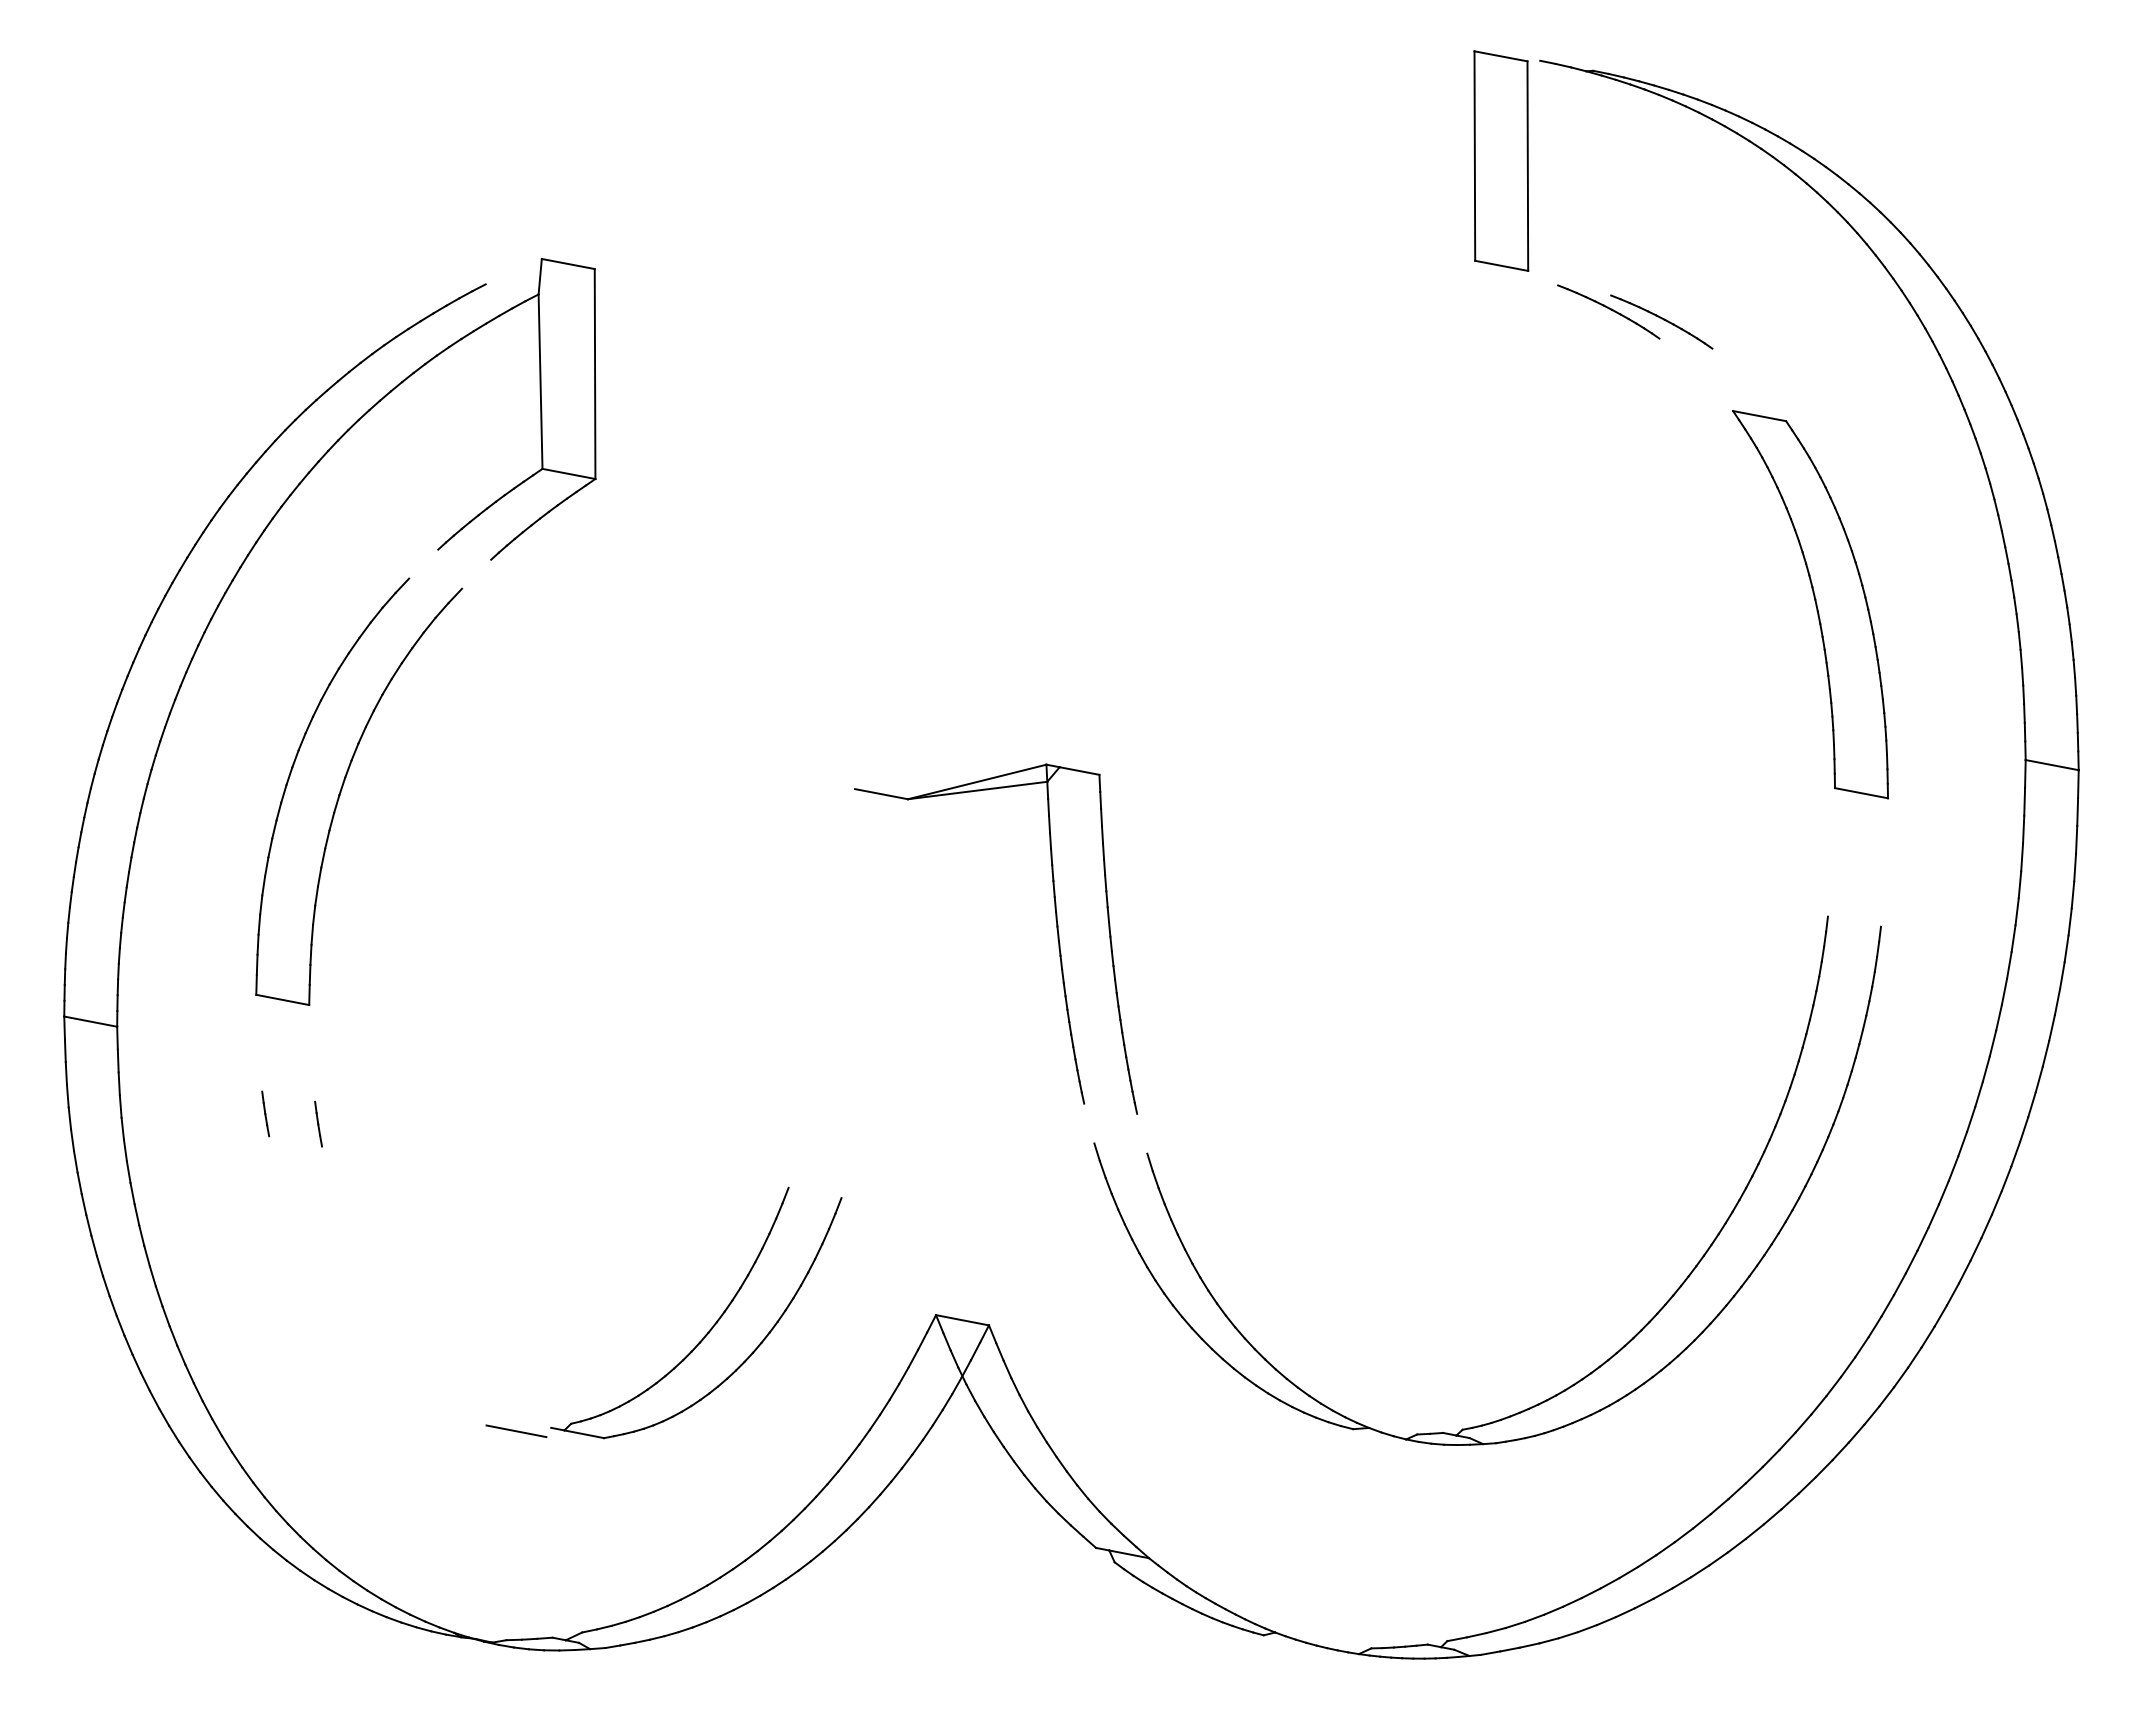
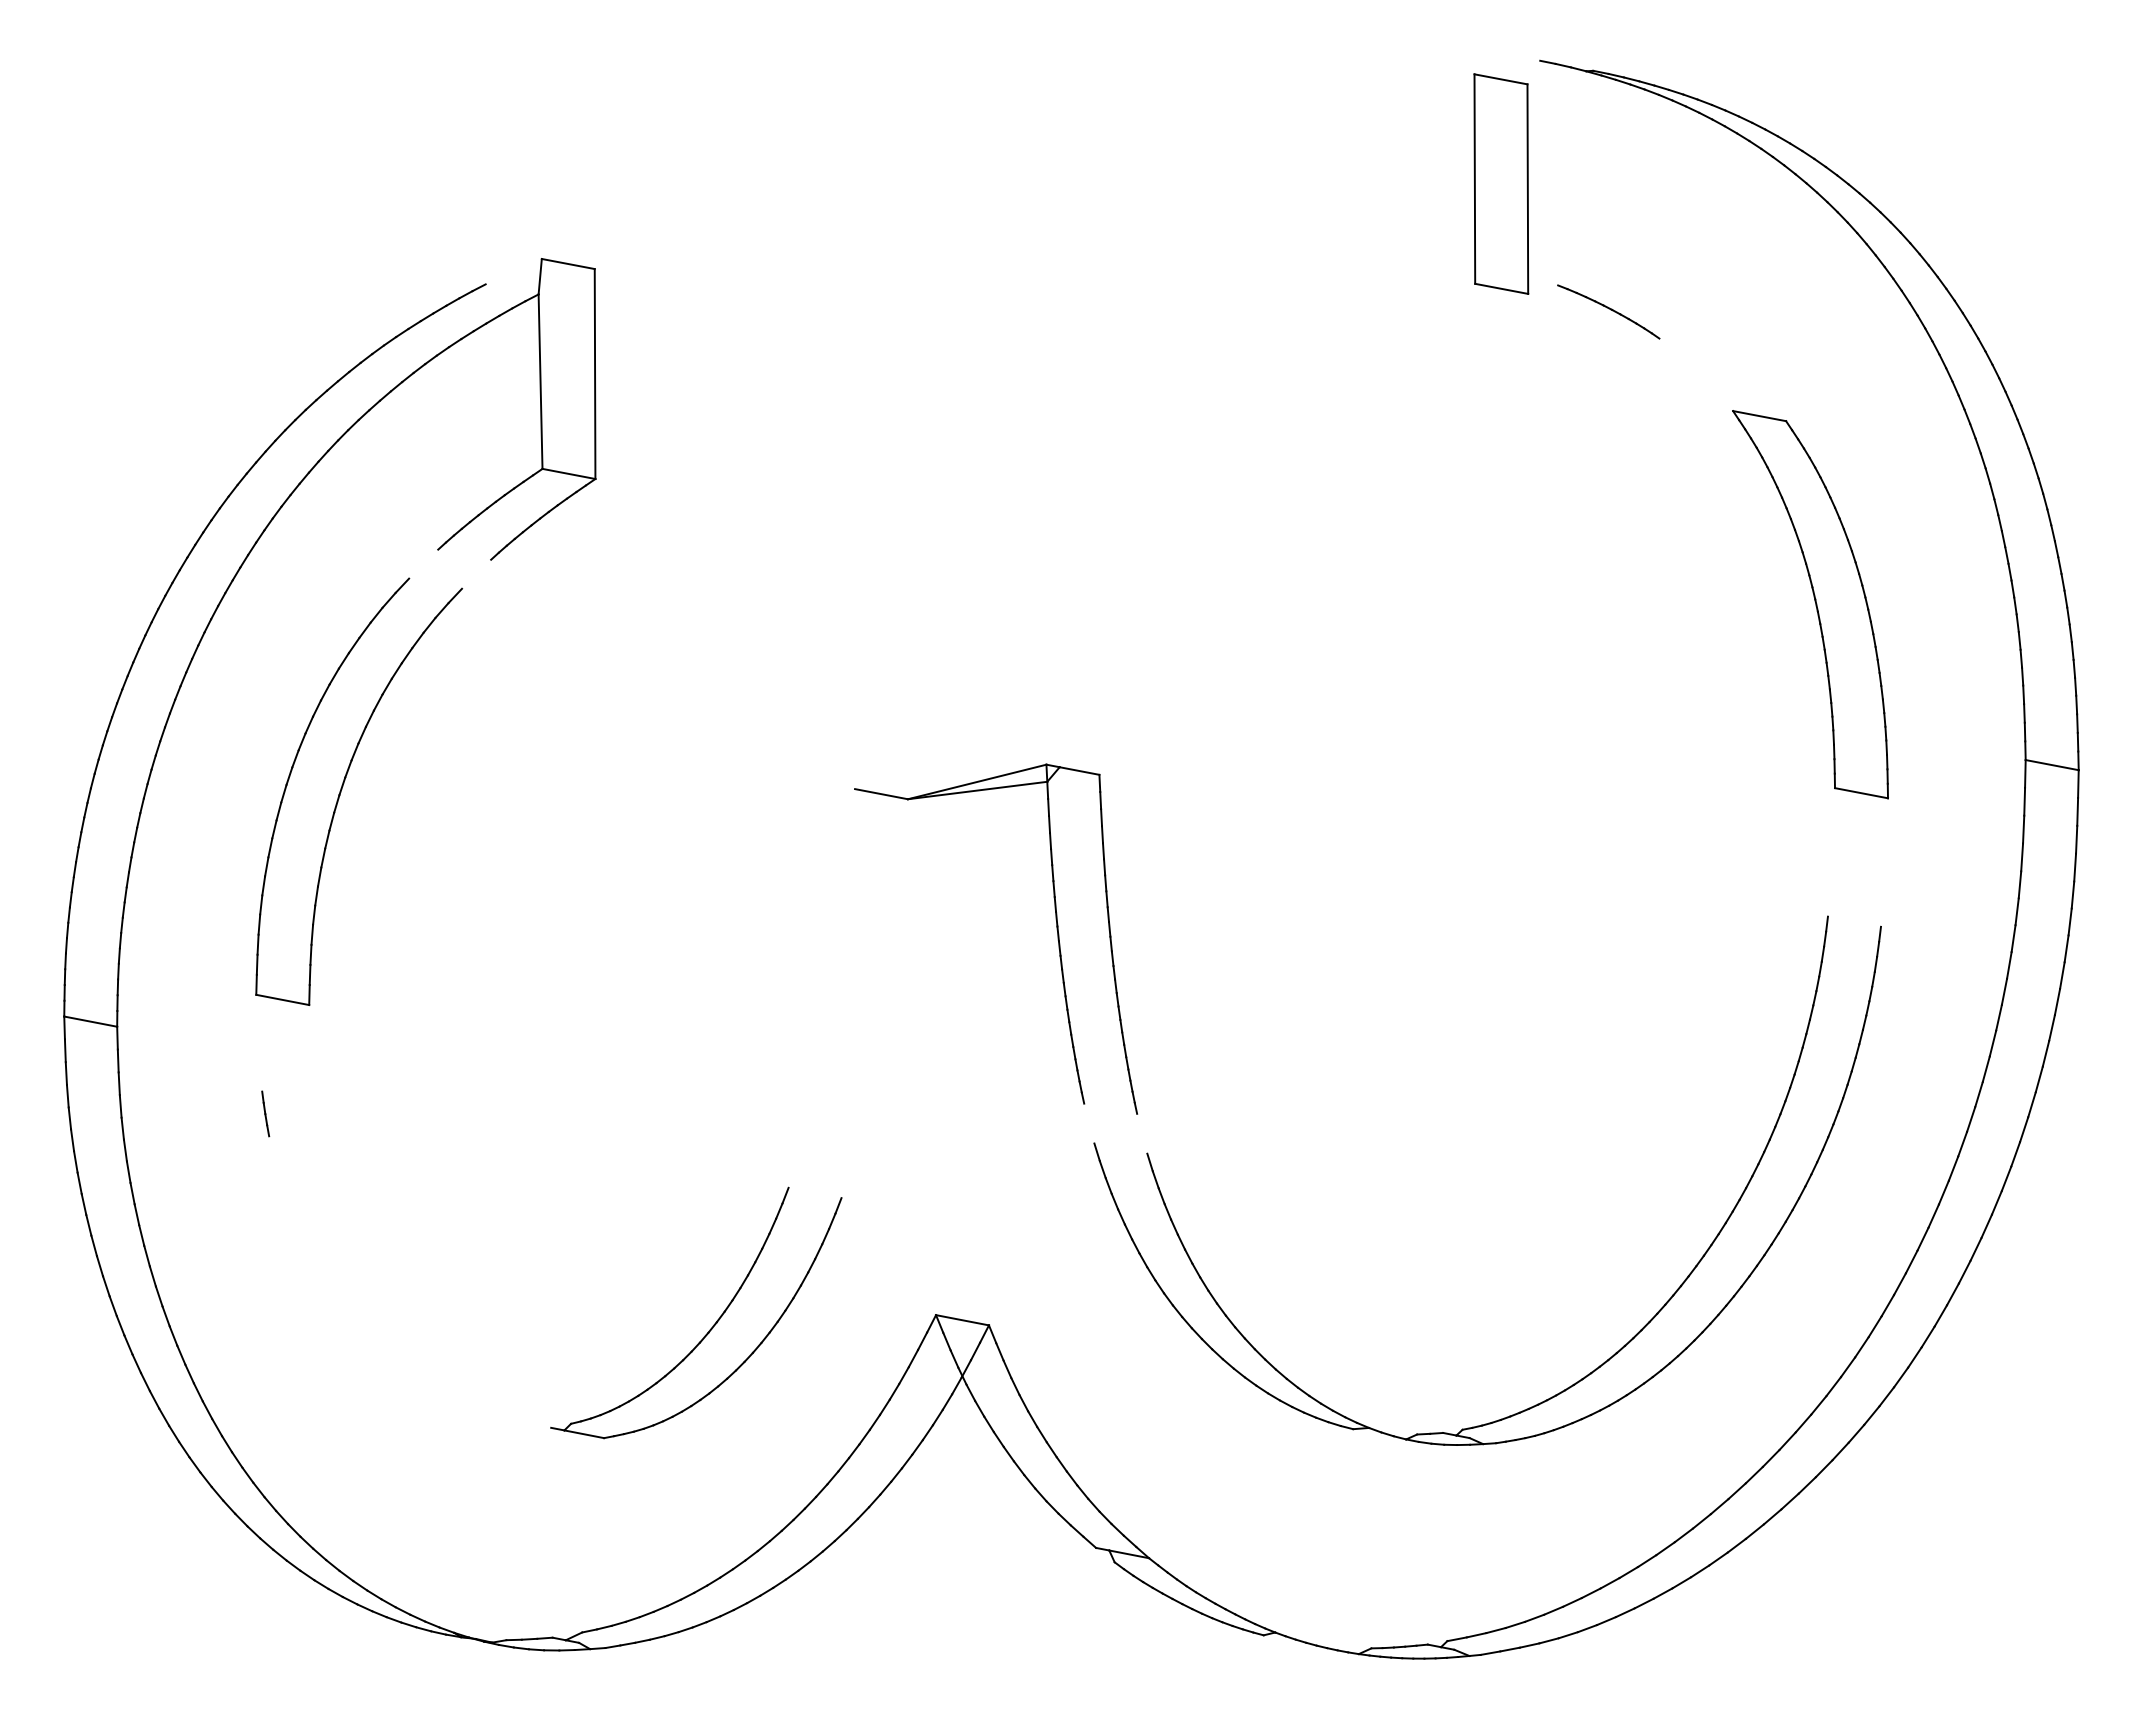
part position: (1501, 160) -> (1501, 183) (1501, 183)
part: present -> none (1661, 321)
line: present -> none (318, 1123)
line: present -> none (516, 1431)
